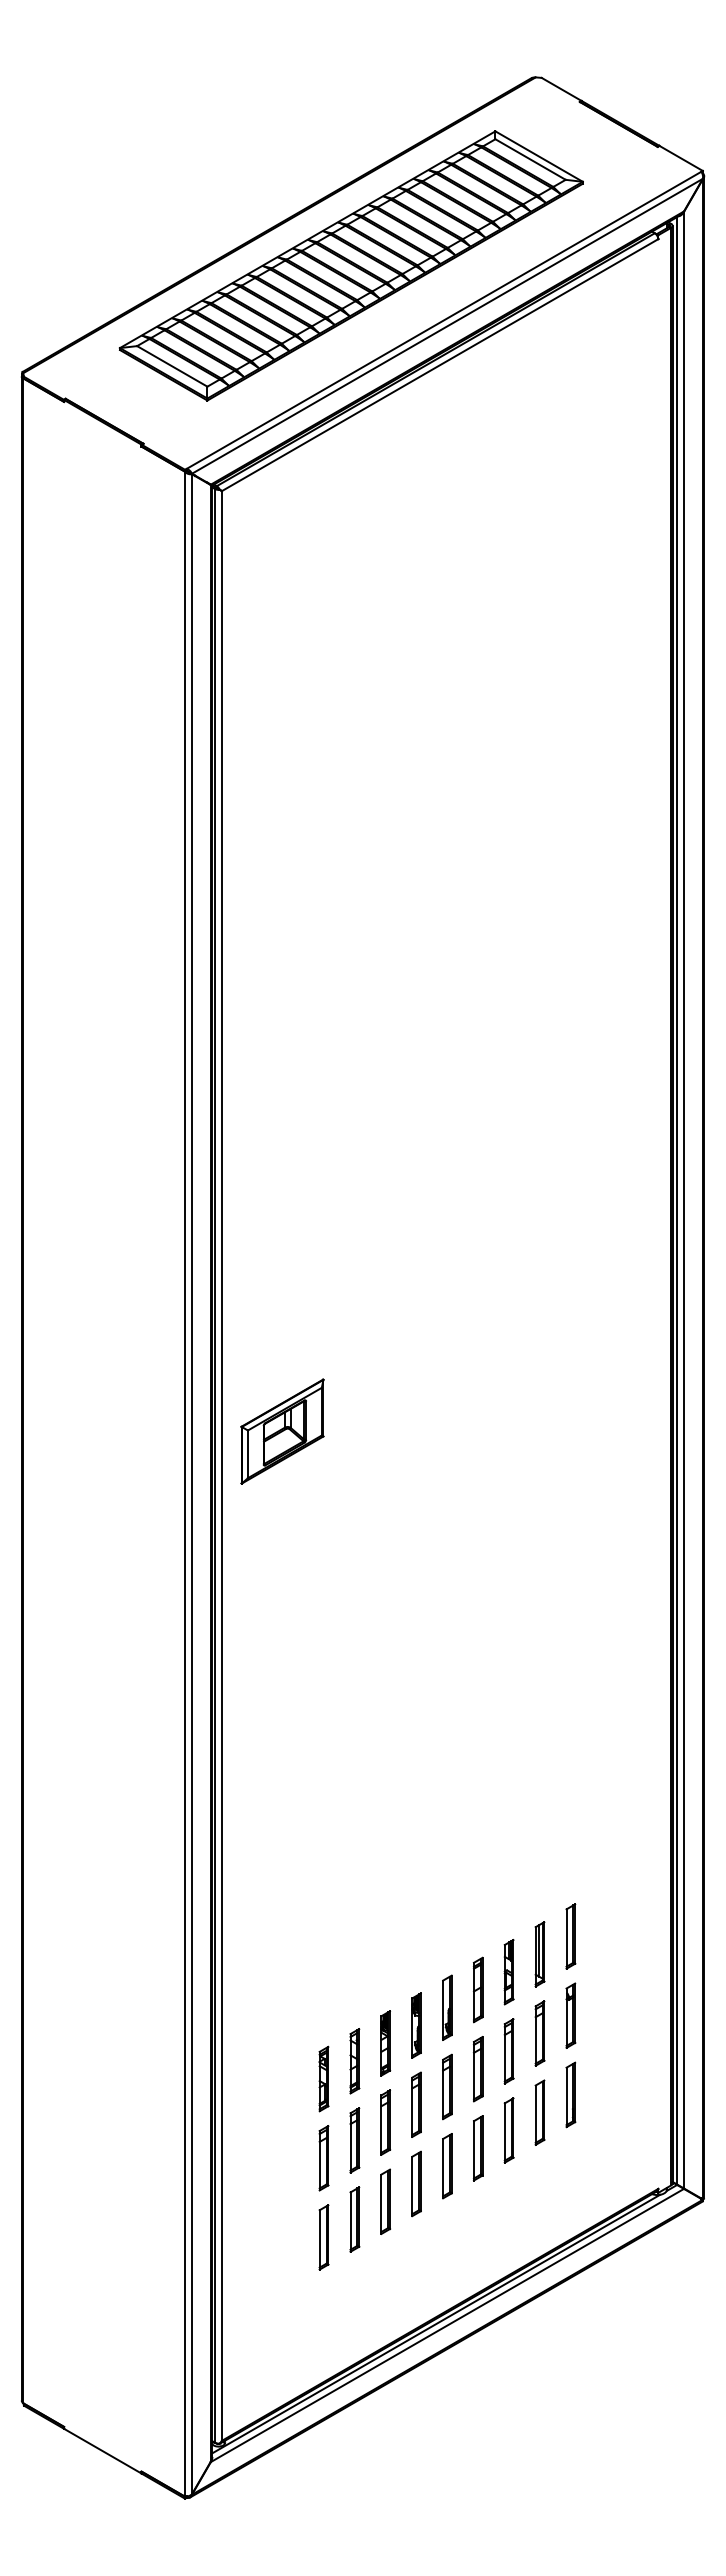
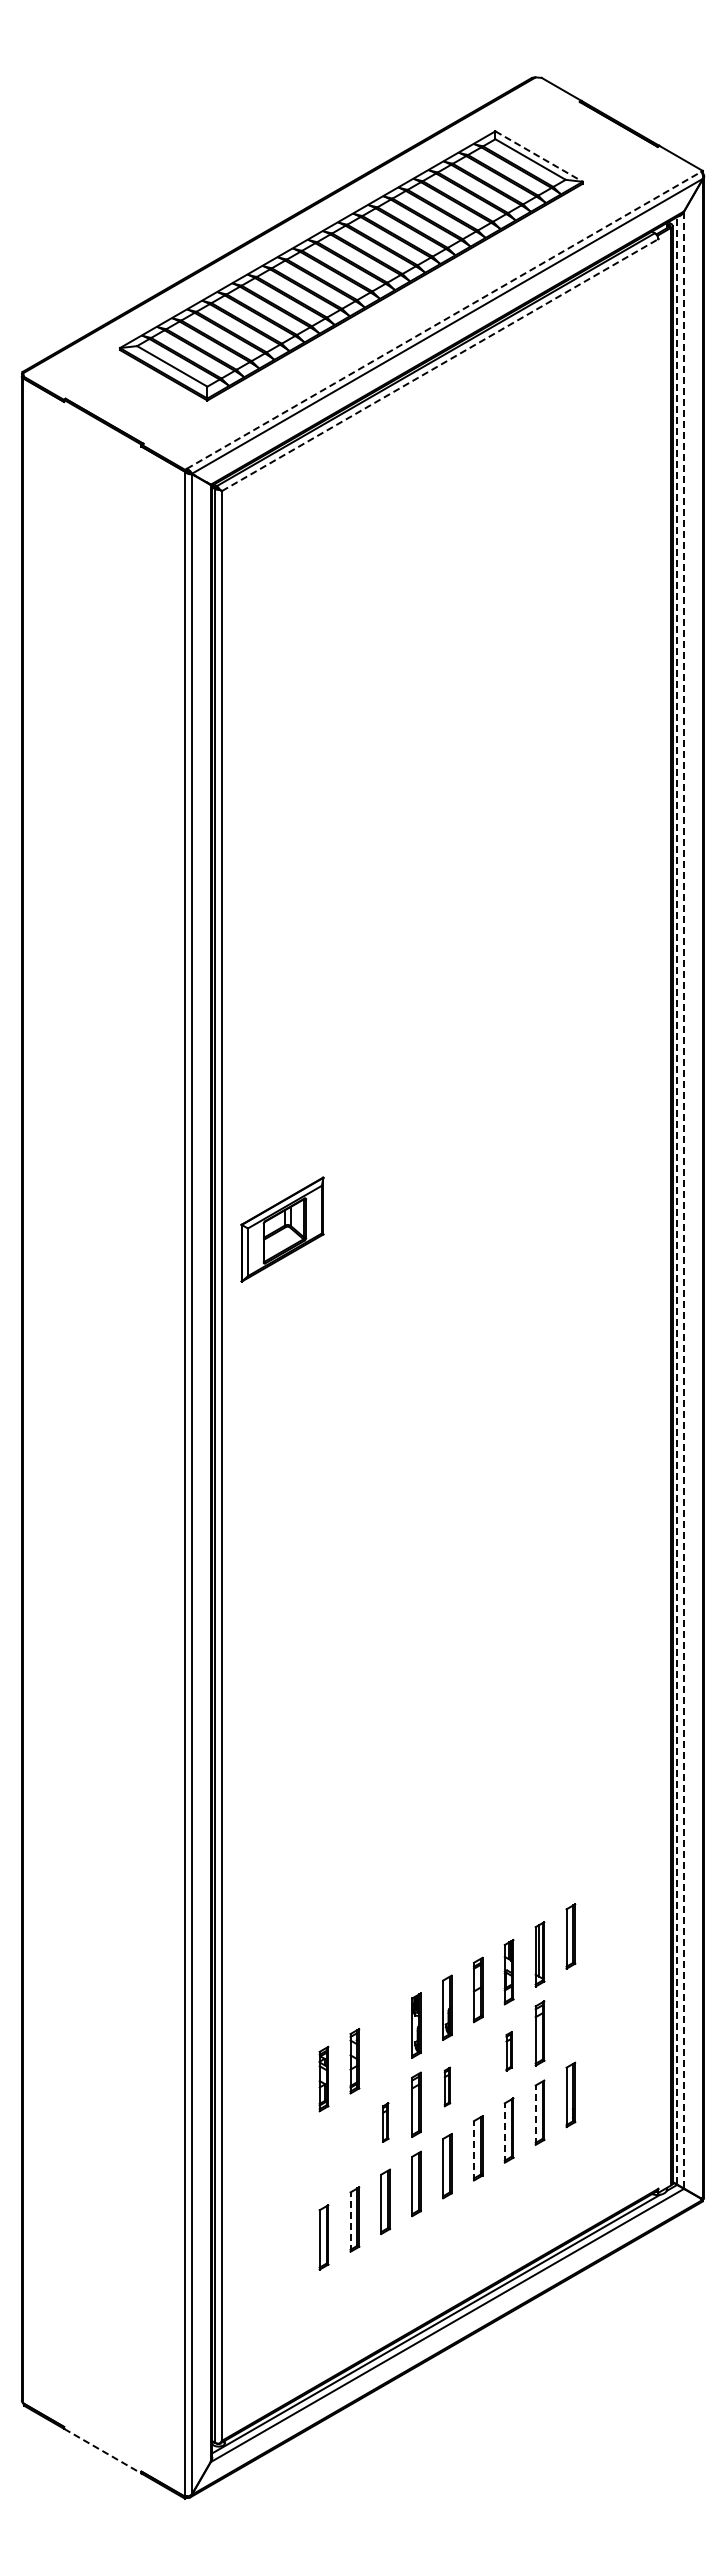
line: solid -> dashed (539, 156)
line: solid -> dashed (444, 320)
line: solid -> dashed (440, 365)
line: solid -> dashed (677, 1200)
line: solid -> dashed (683, 1200)
part position: (282, 1431) -> (282, 1229) (282, 1229)
part: present -> none (570, 2015)
part: present -> none (385, 2043)
part size: 12x67 px -> 8x41 px (508, 2051)
part: present -> none (478, 2069)
part size: 11x68 px -> 9x42 px (447, 2086)
line: solid -> dashed (535, 2115)
part size: 12x67 px -> 8x41 px (385, 2122)
line: solid -> dashed (504, 2133)
part: present -> none (354, 2140)
line: solid -> dashed (473, 2150)
part: present -> none (323, 2158)
line: solid -> dashed (350, 2222)
line: solid -> dashed (102, 2451)
